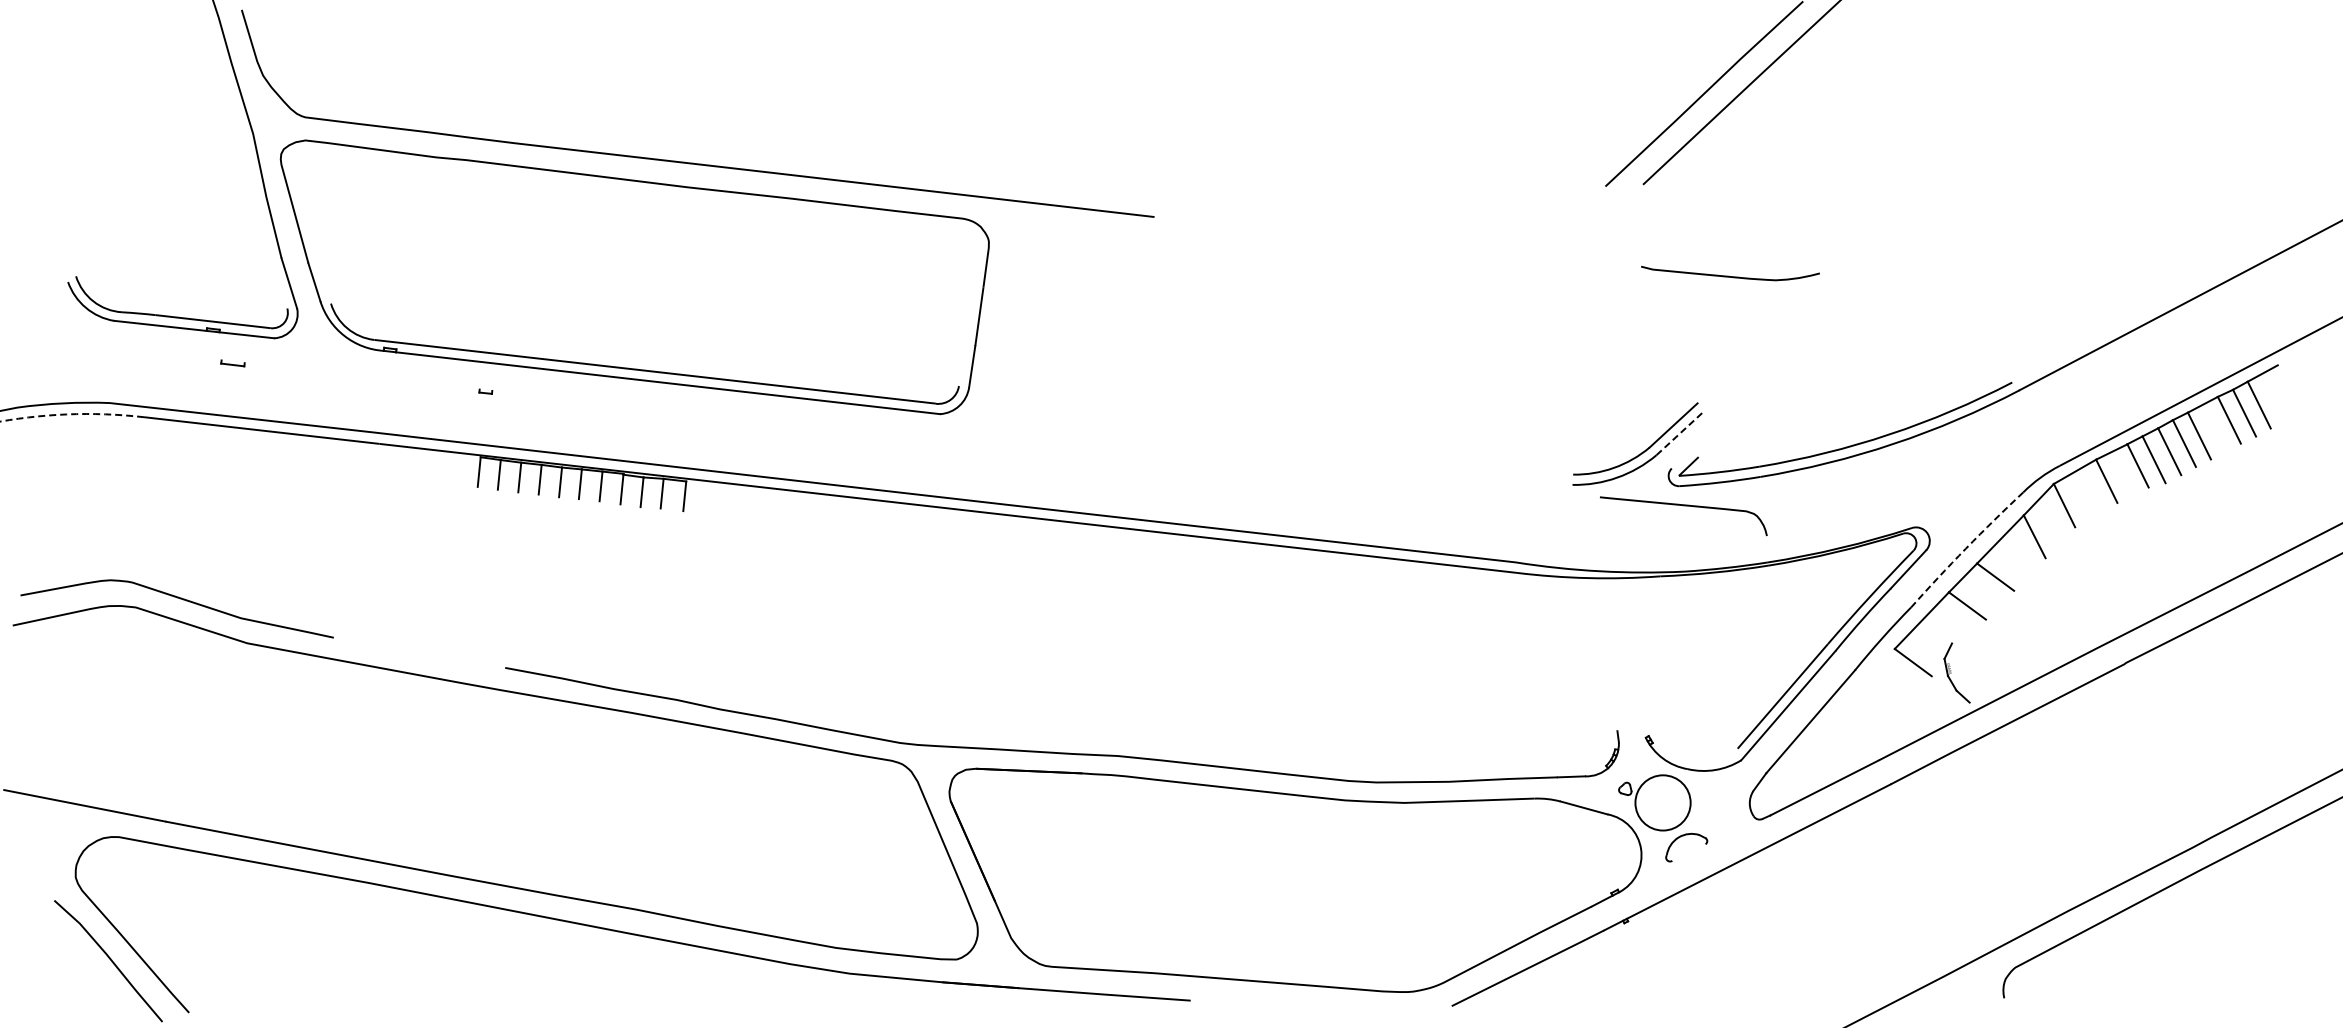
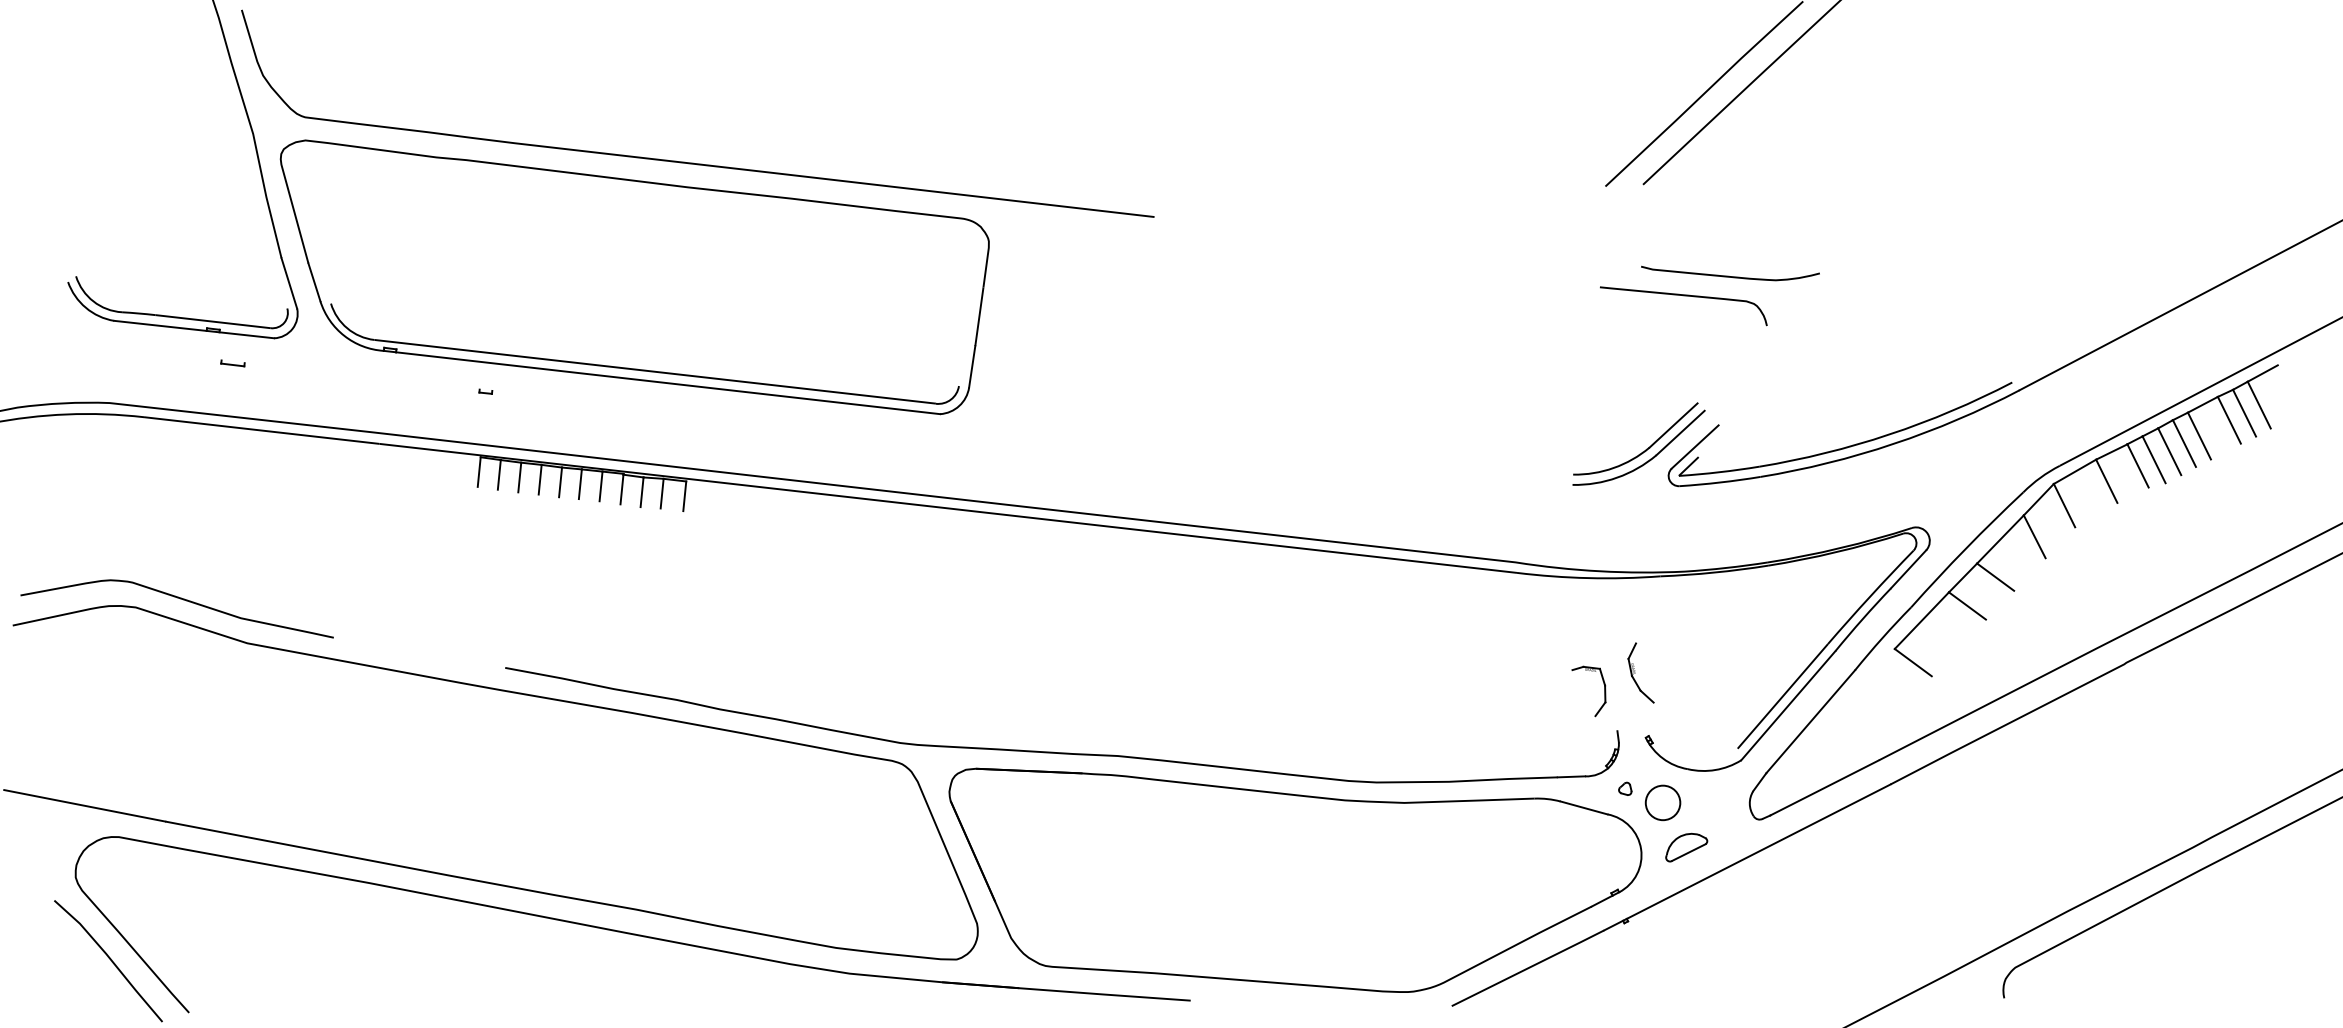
arc: dashed -> solid (71, 414)
line: dashed -> solid (1680, 432)
line: none -> present (1694, 446)
curve position: (1683, 506) -> (1683, 296) (1683, 296)
arc: dashed -> solid (1965, 548)
part position: (1956, 672) -> (1640, 672) (1640, 672)
part: none -> present (1604, 691)
circle diameter: 55 px -> 35 px (1662, 802)
line: none -> present (1688, 852)
